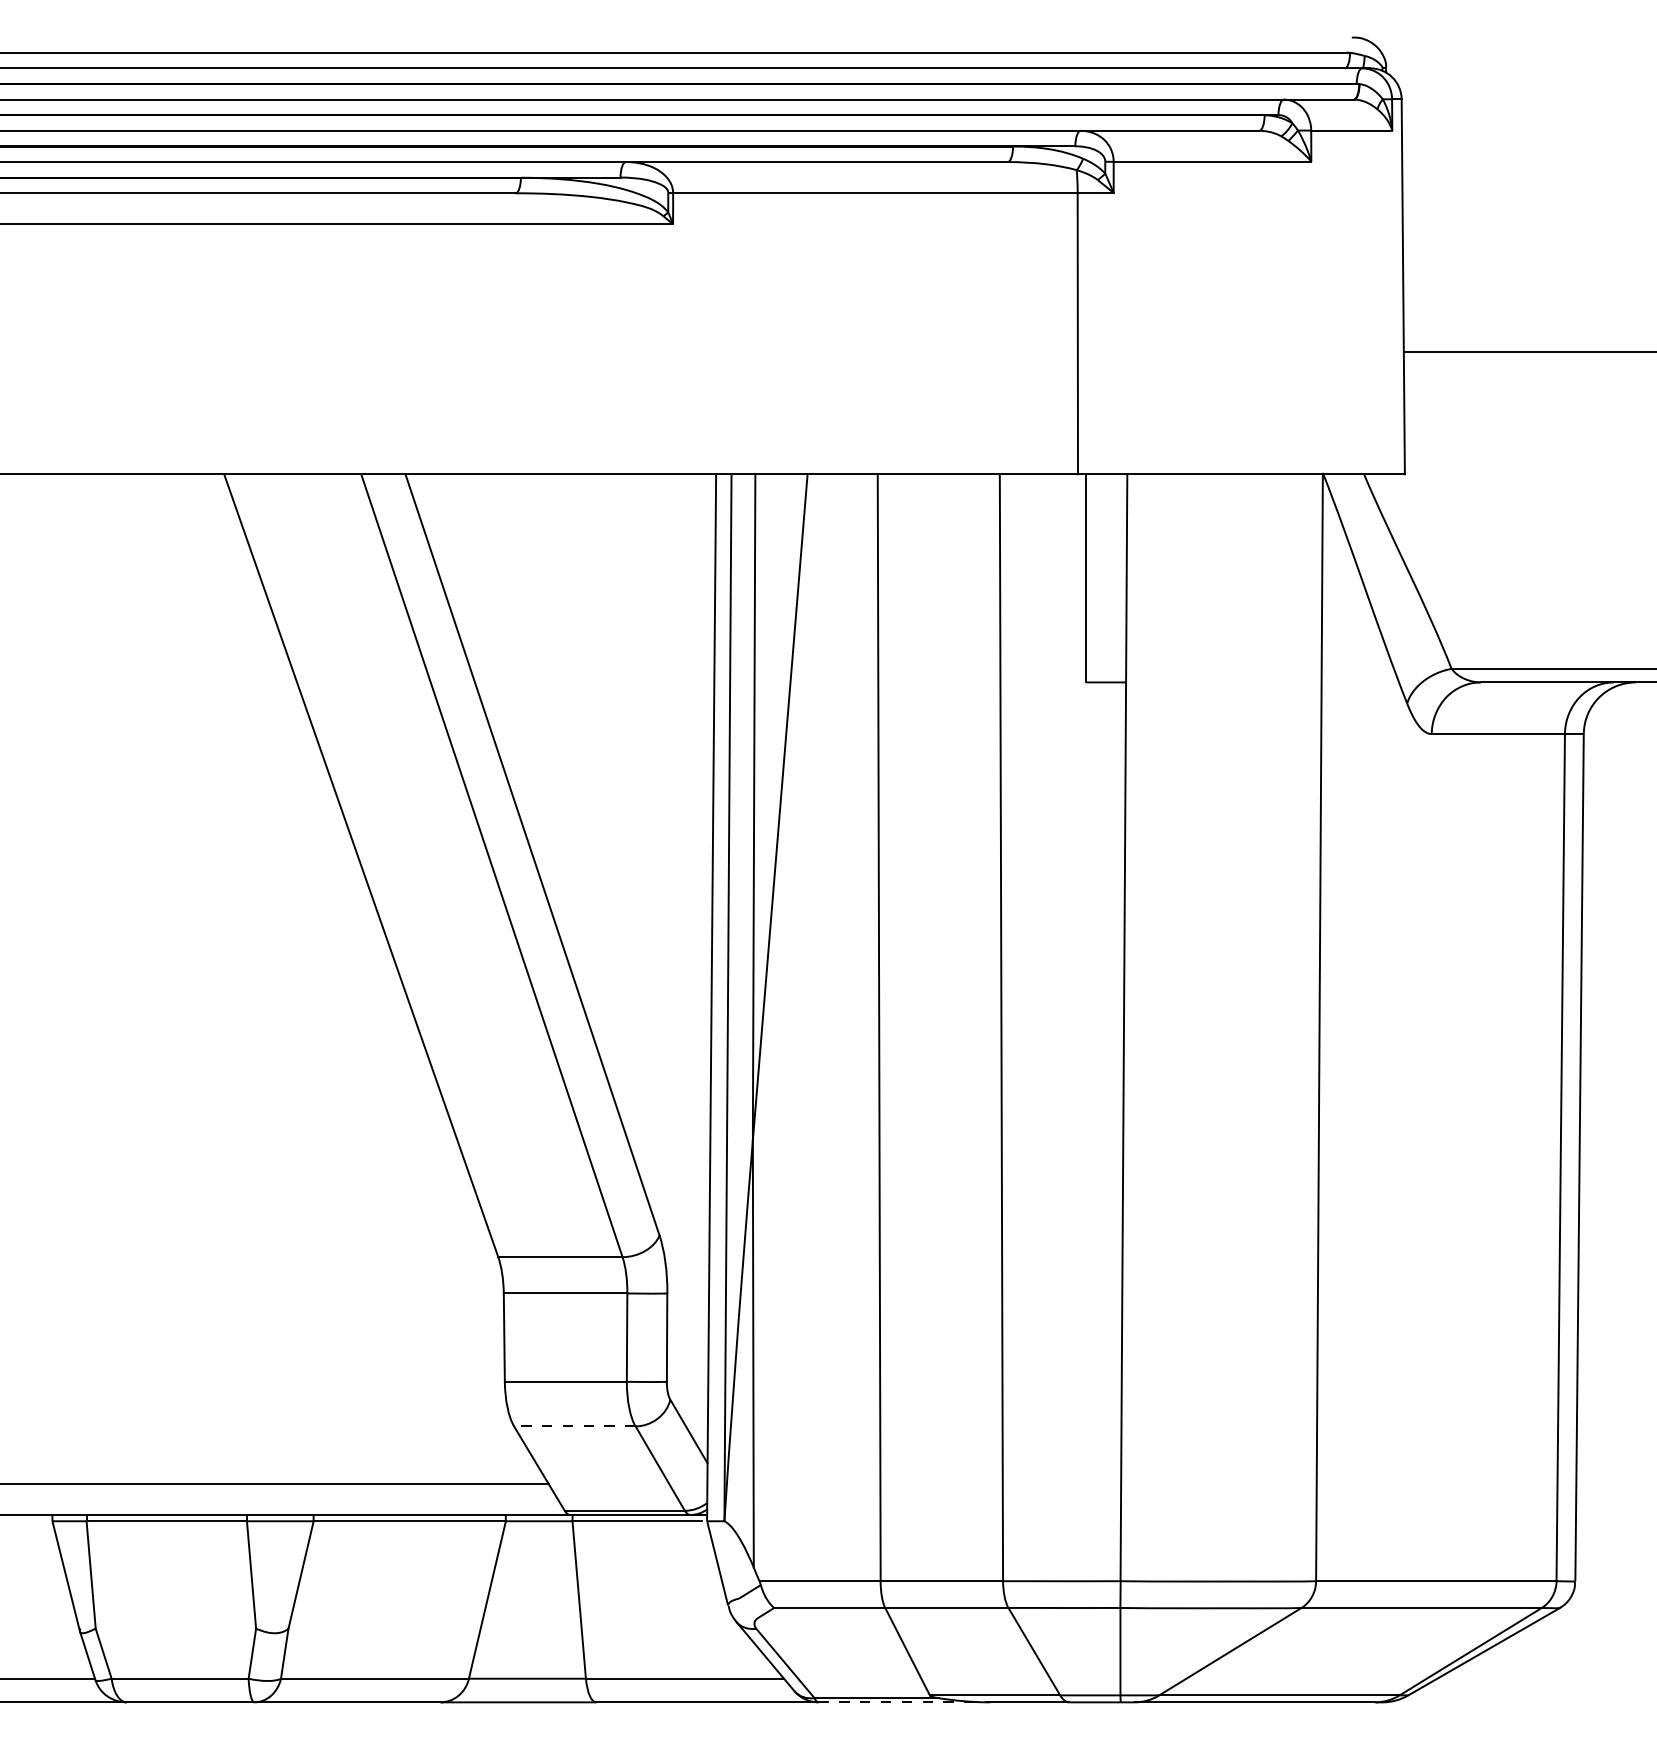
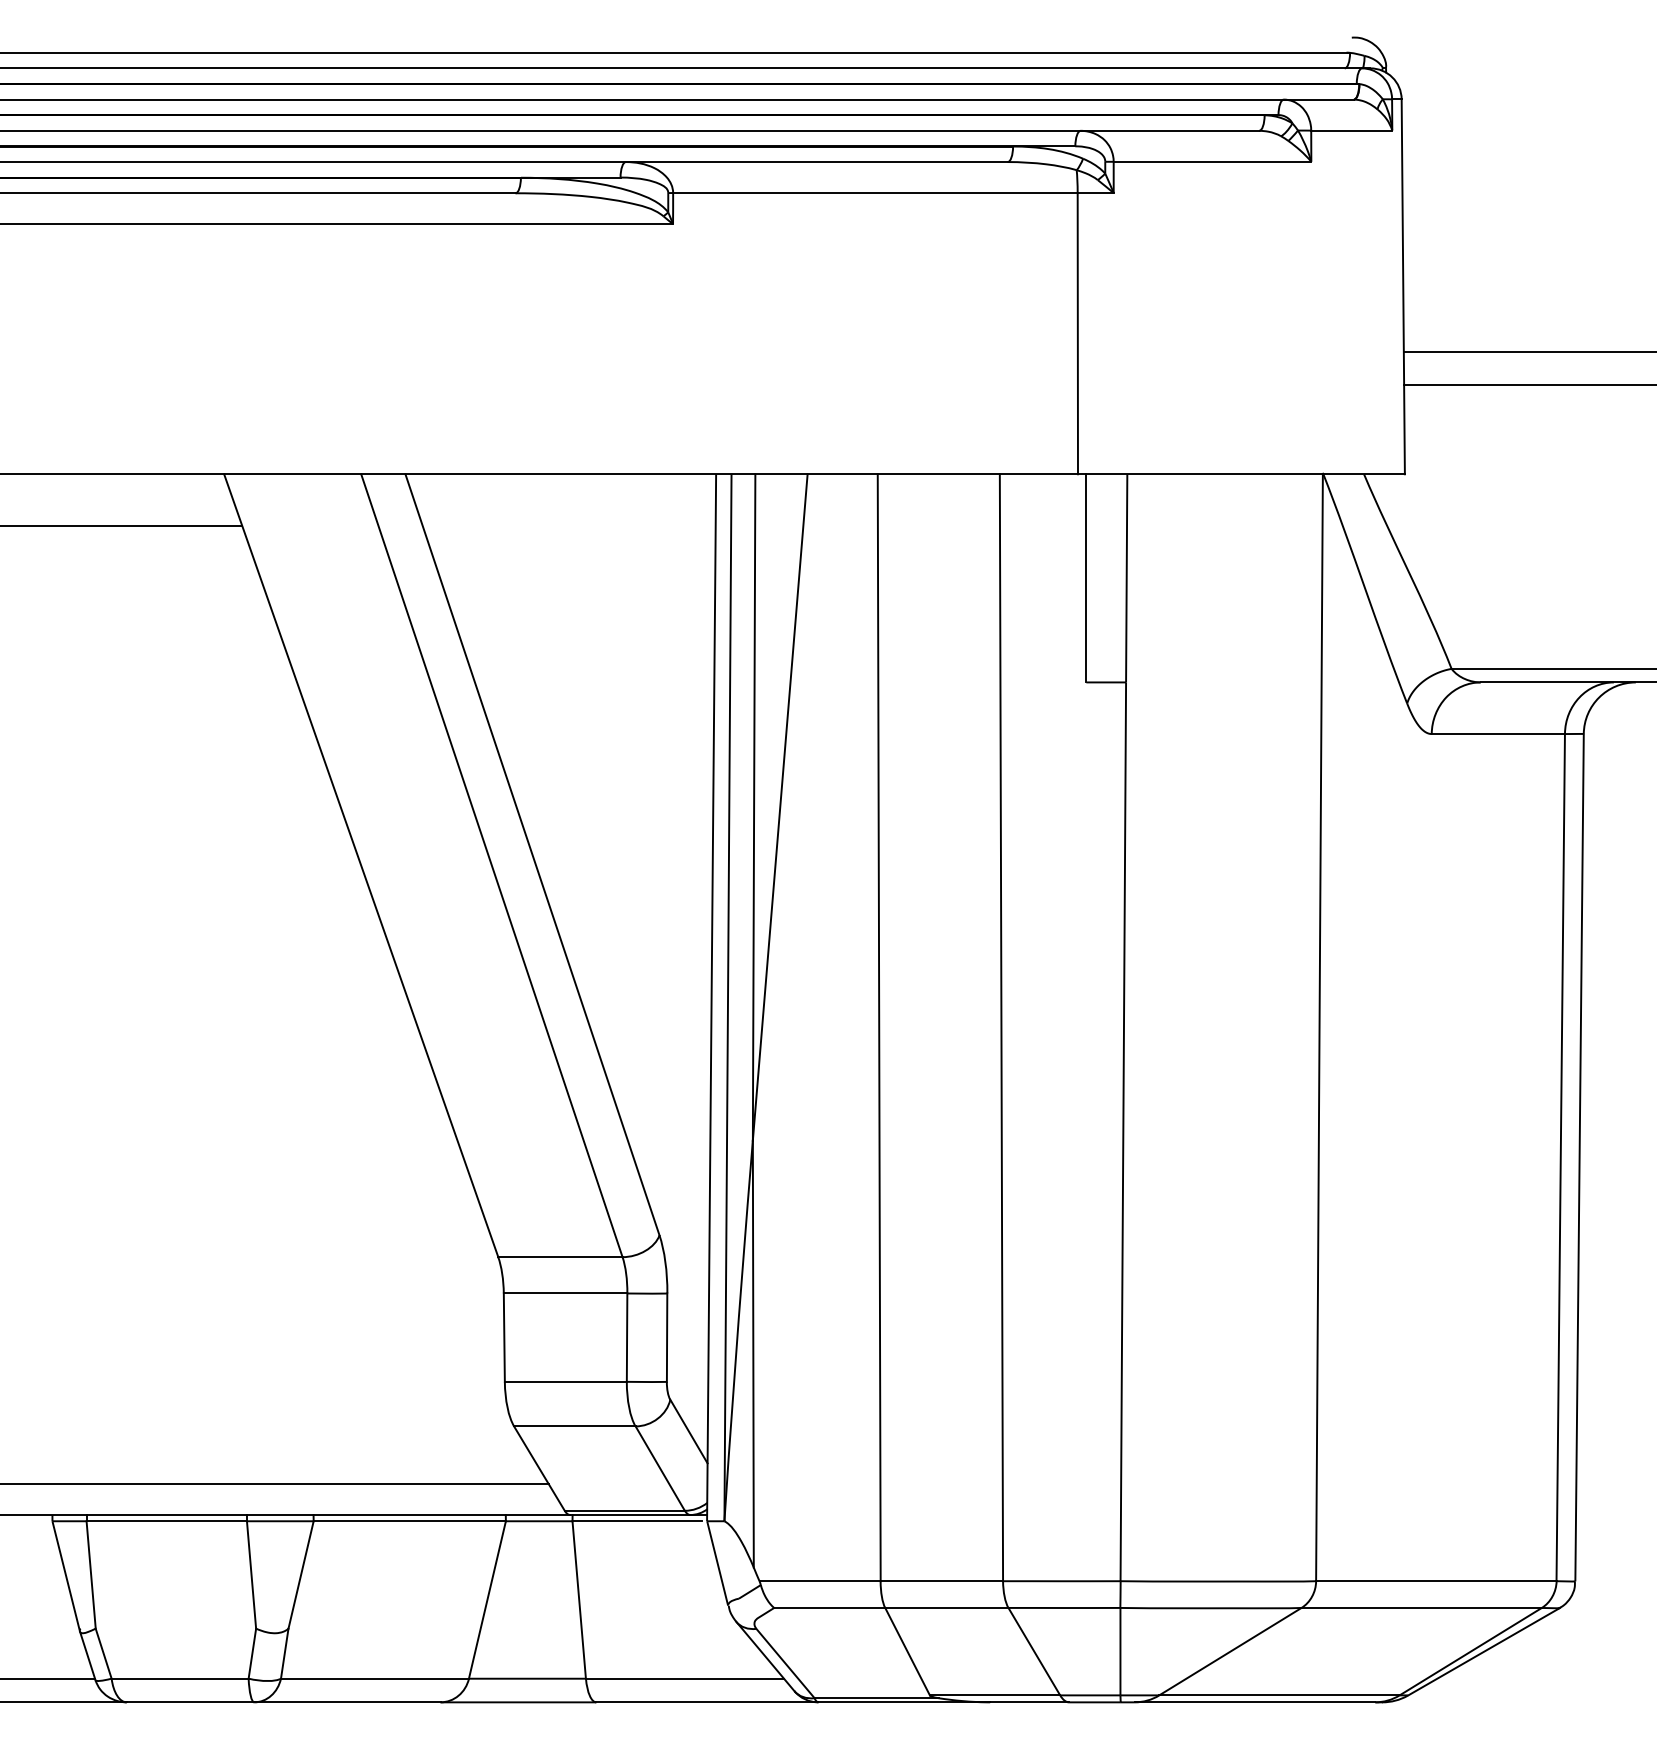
line: none -> present (1528, 385)
line: none -> present (122, 525)
line: dashed -> solid (574, 1426)
line: dashed -> solid (904, 1702)
